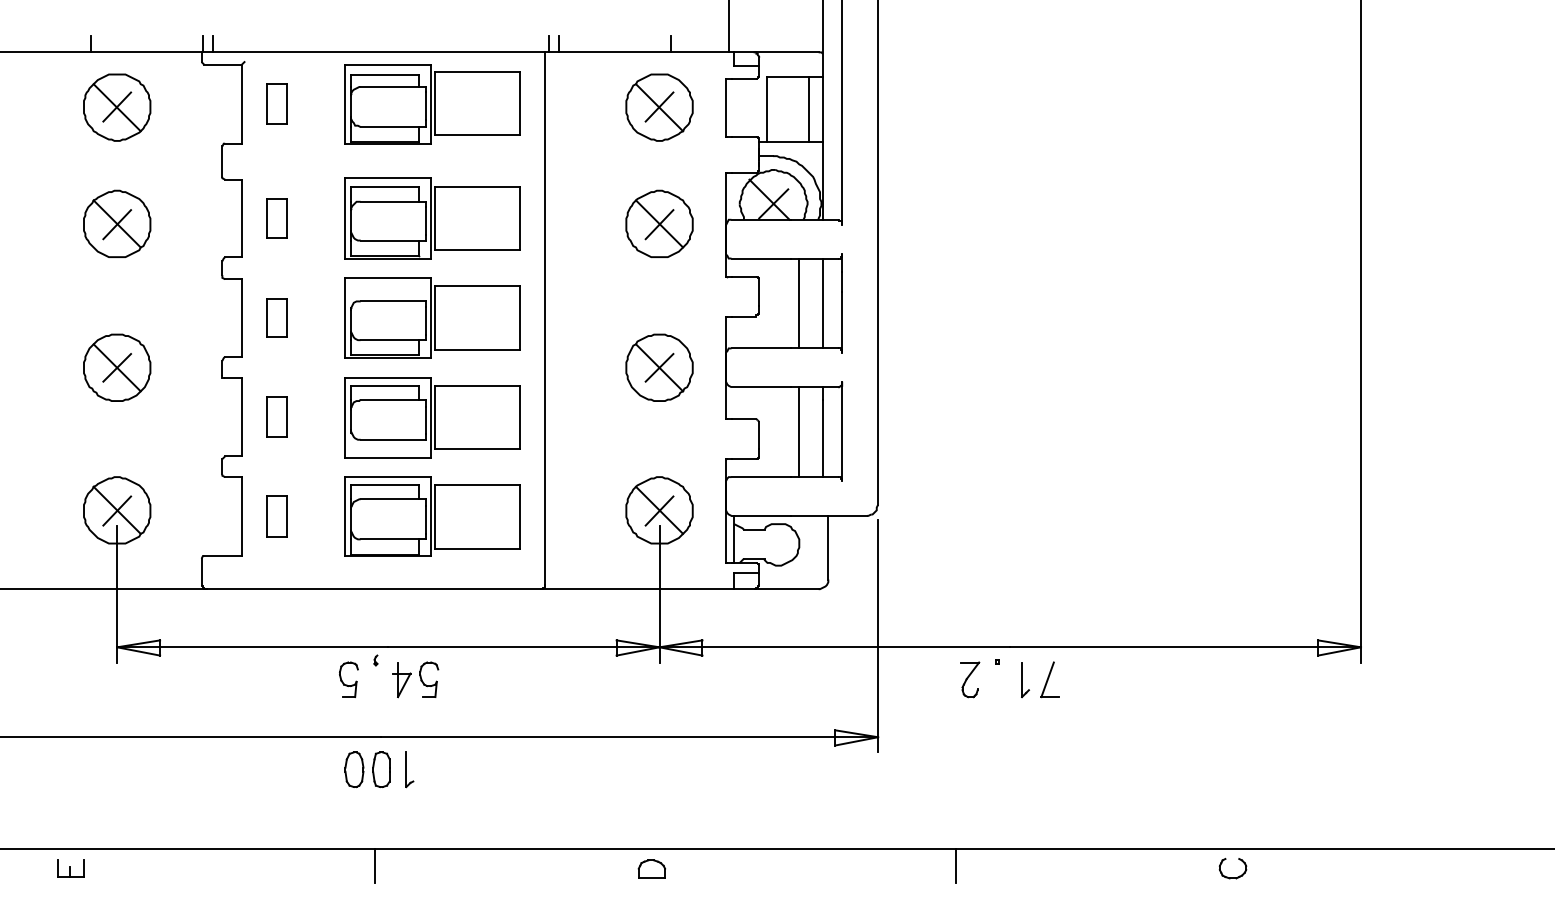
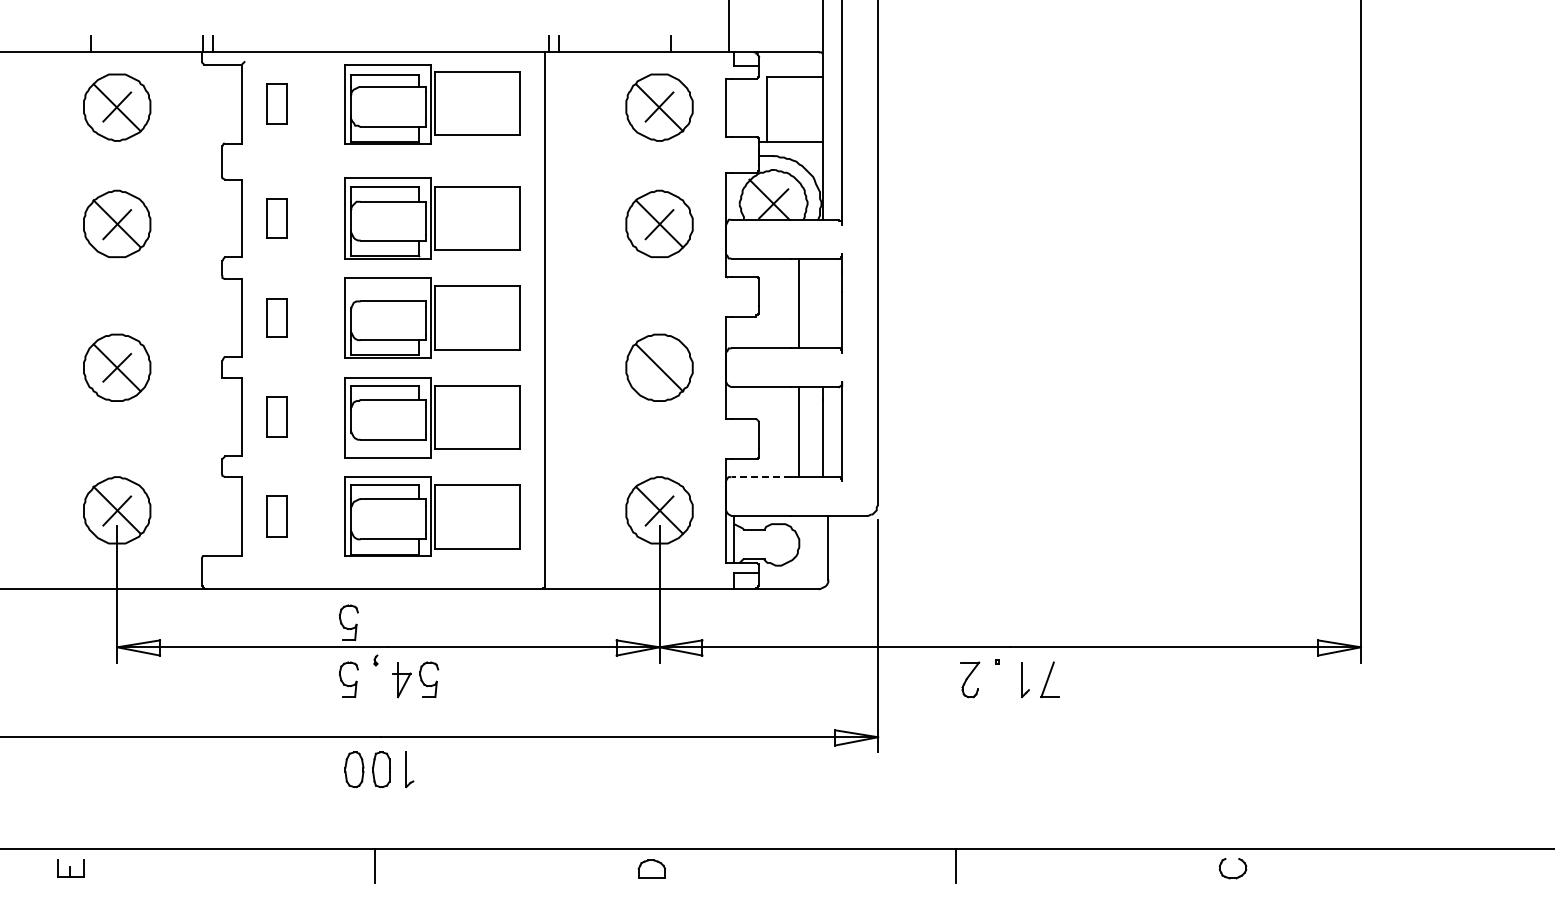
line: present -> none (808, 109)
line: present -> none (822, 303)
line: present -> none (659, 367)
line: solid -> dashed (761, 477)
part: none -> present (348, 622)
